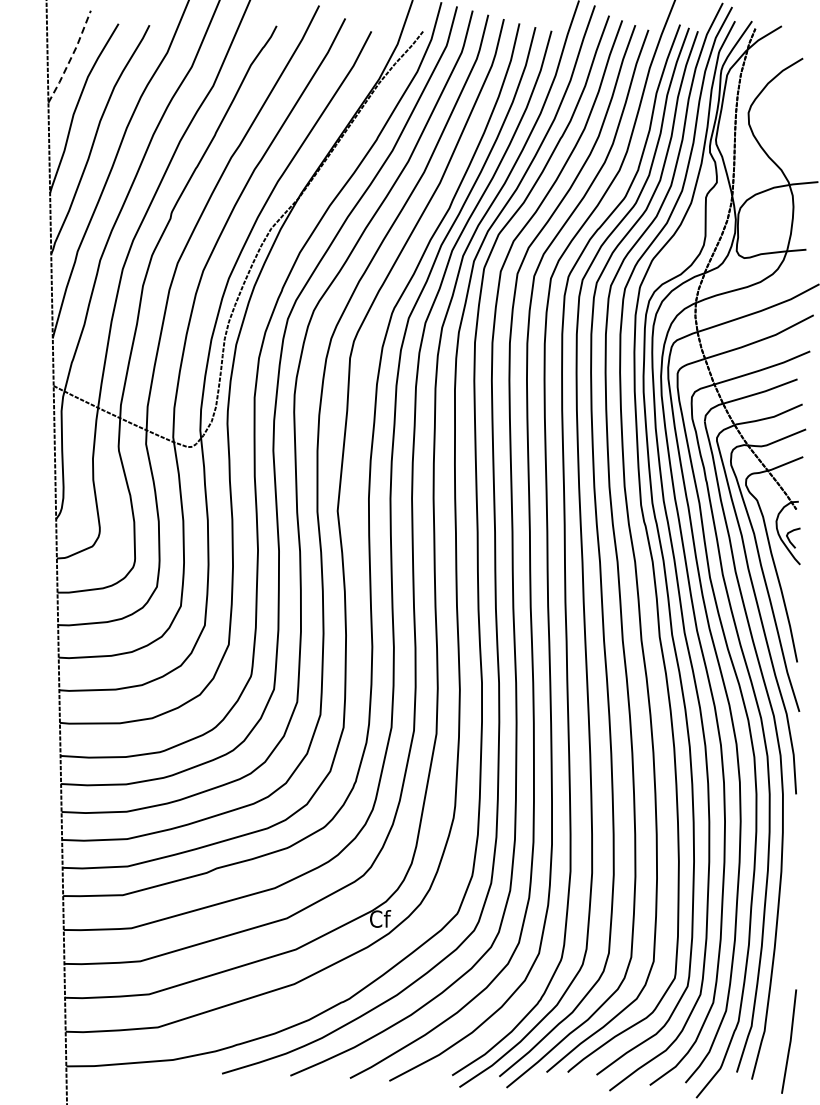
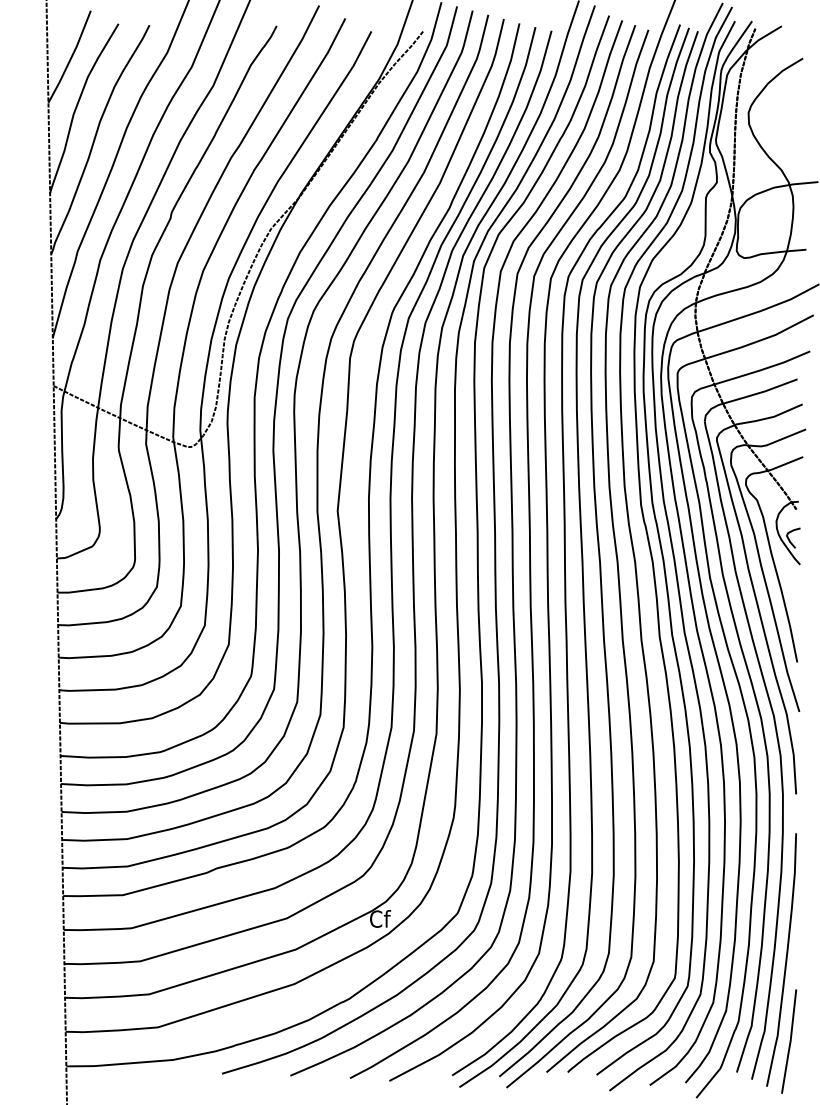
line: dashed -> solid (71, 57)
curve: none -> present (785, 959)
